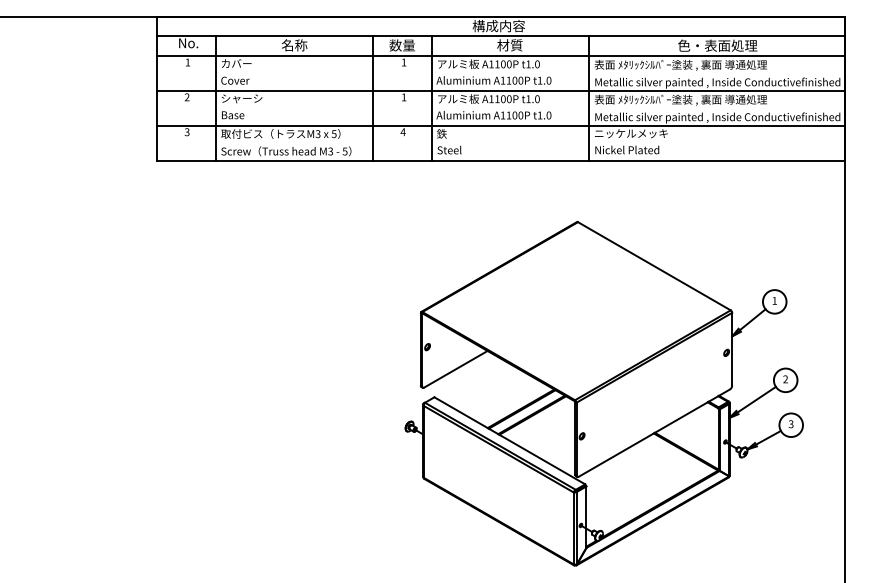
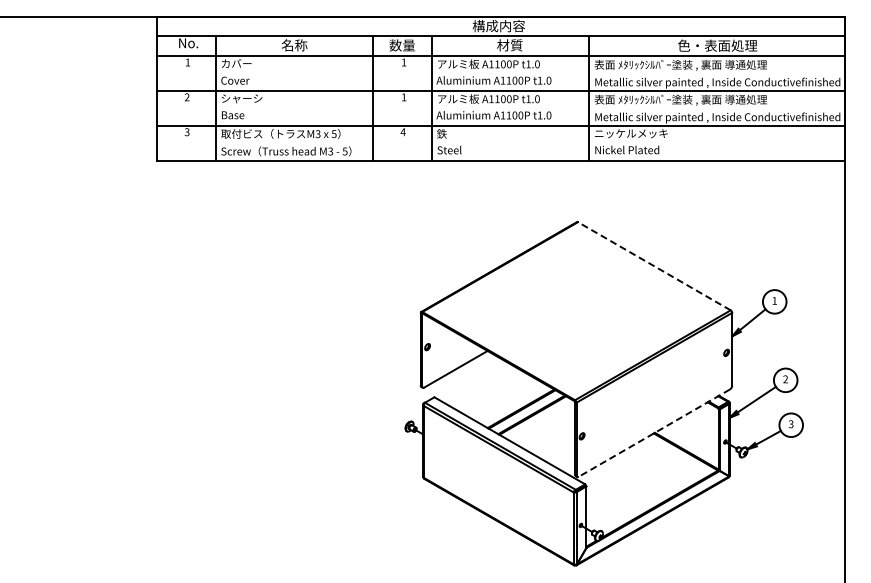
line: solid -> dashed (653, 266)
line: solid -> dashed (653, 433)
